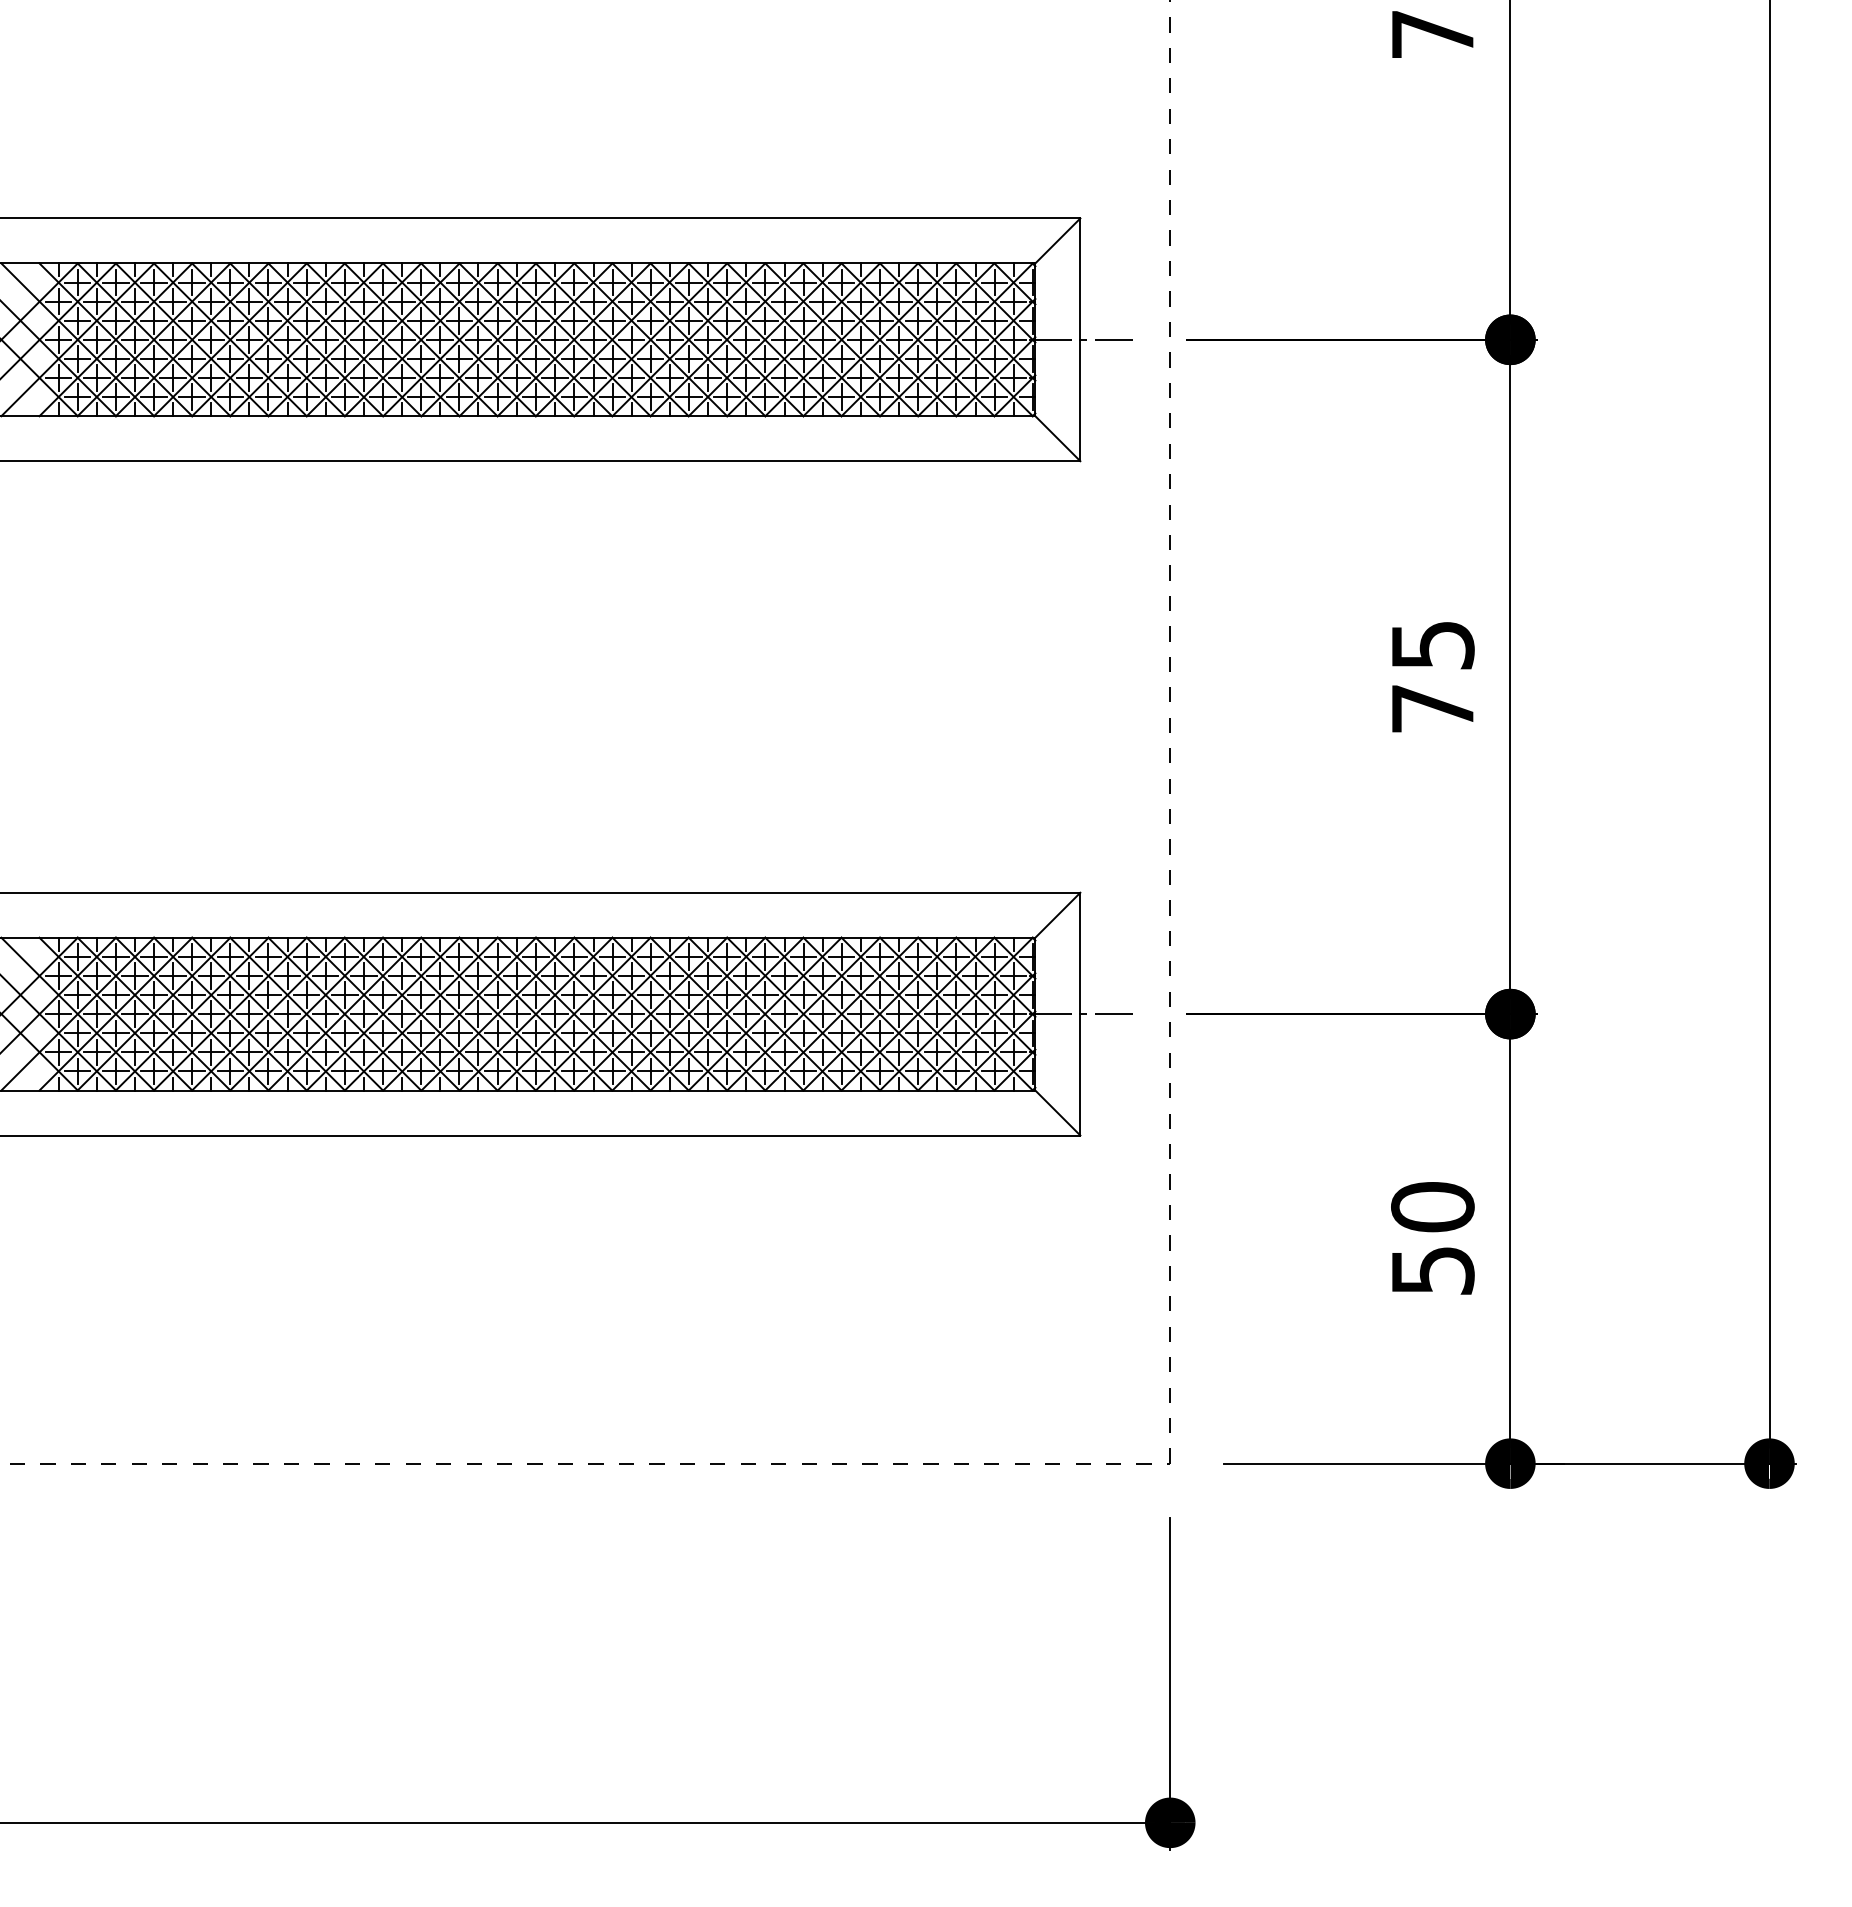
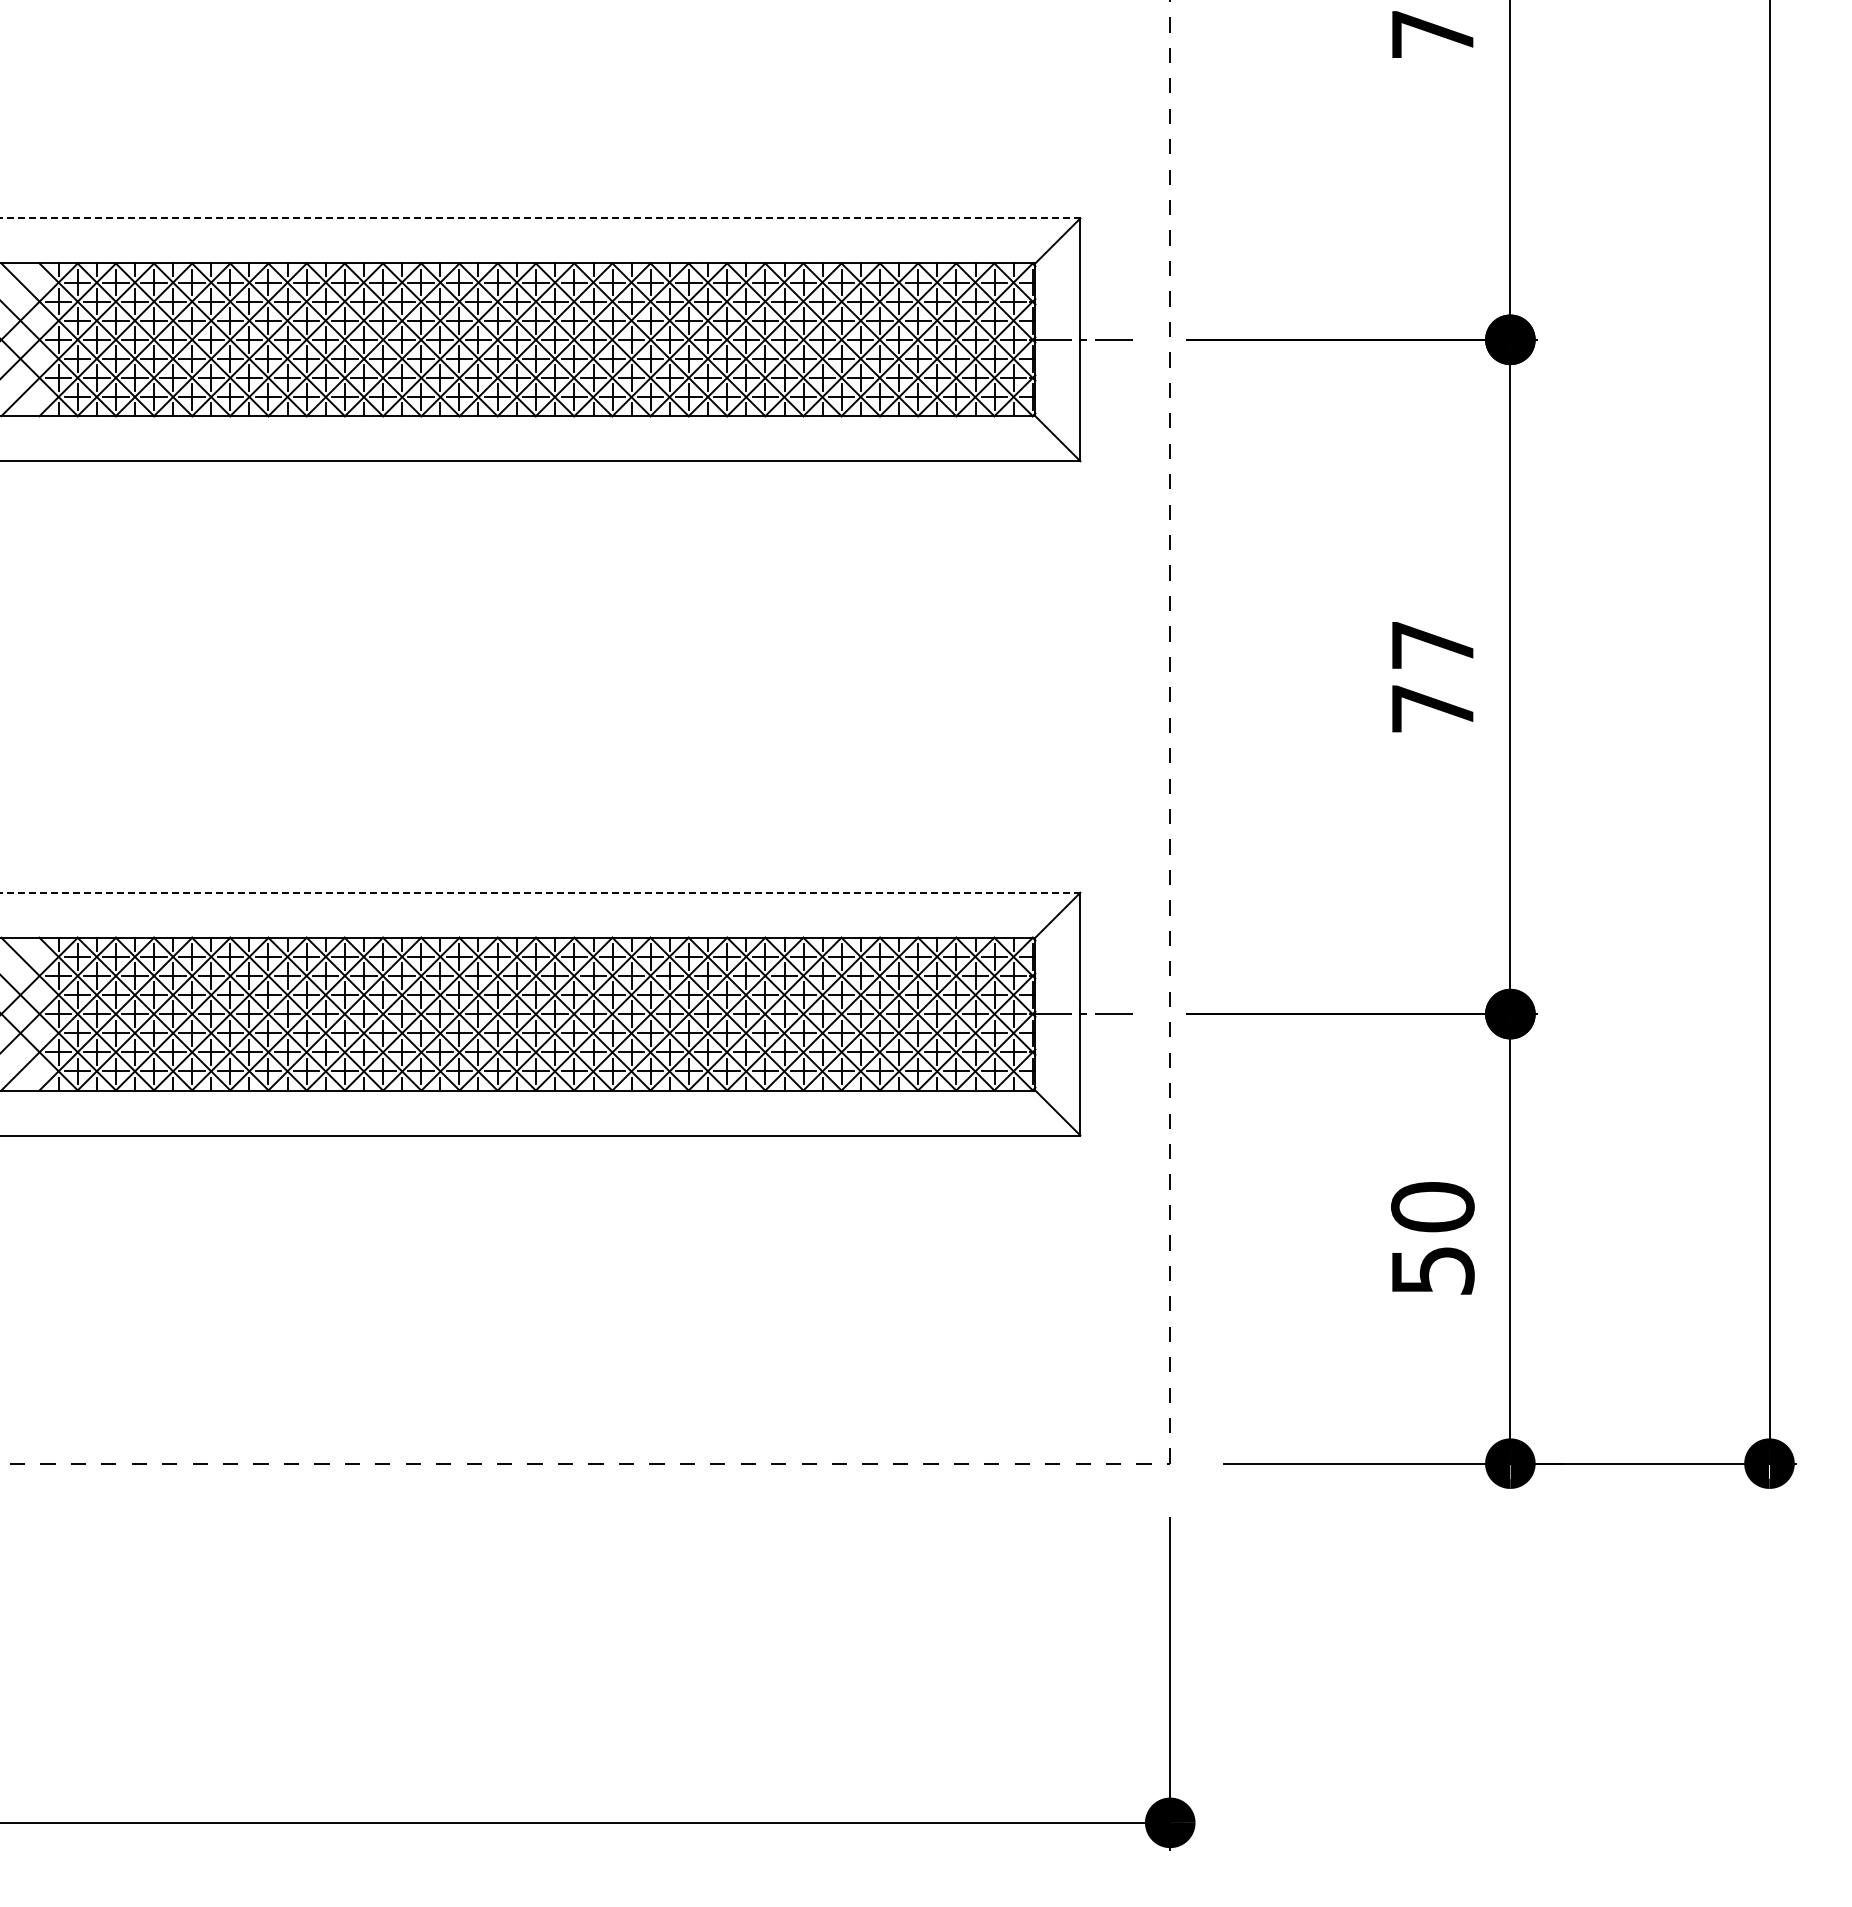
line: solid -> dashed (540, 218)
text: 75 -> 77 (1433, 645)
line: solid -> dashed (540, 892)
